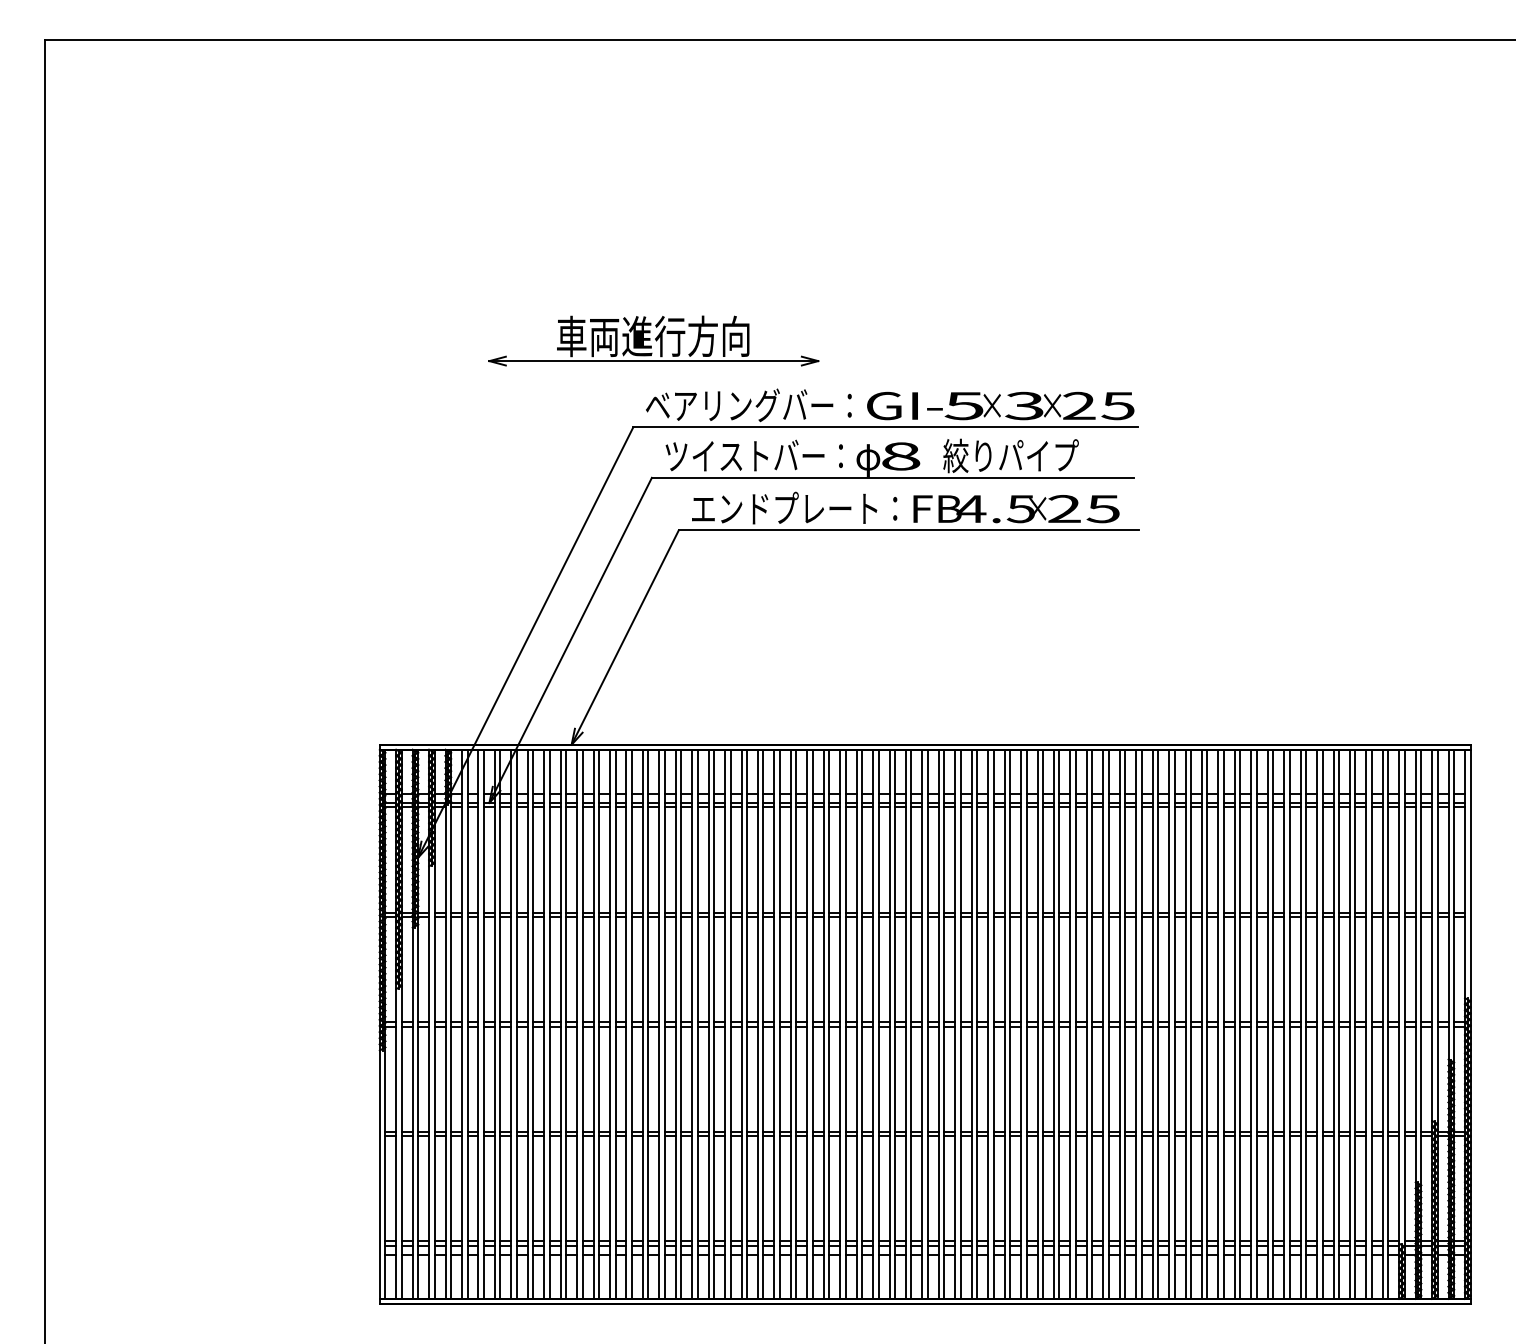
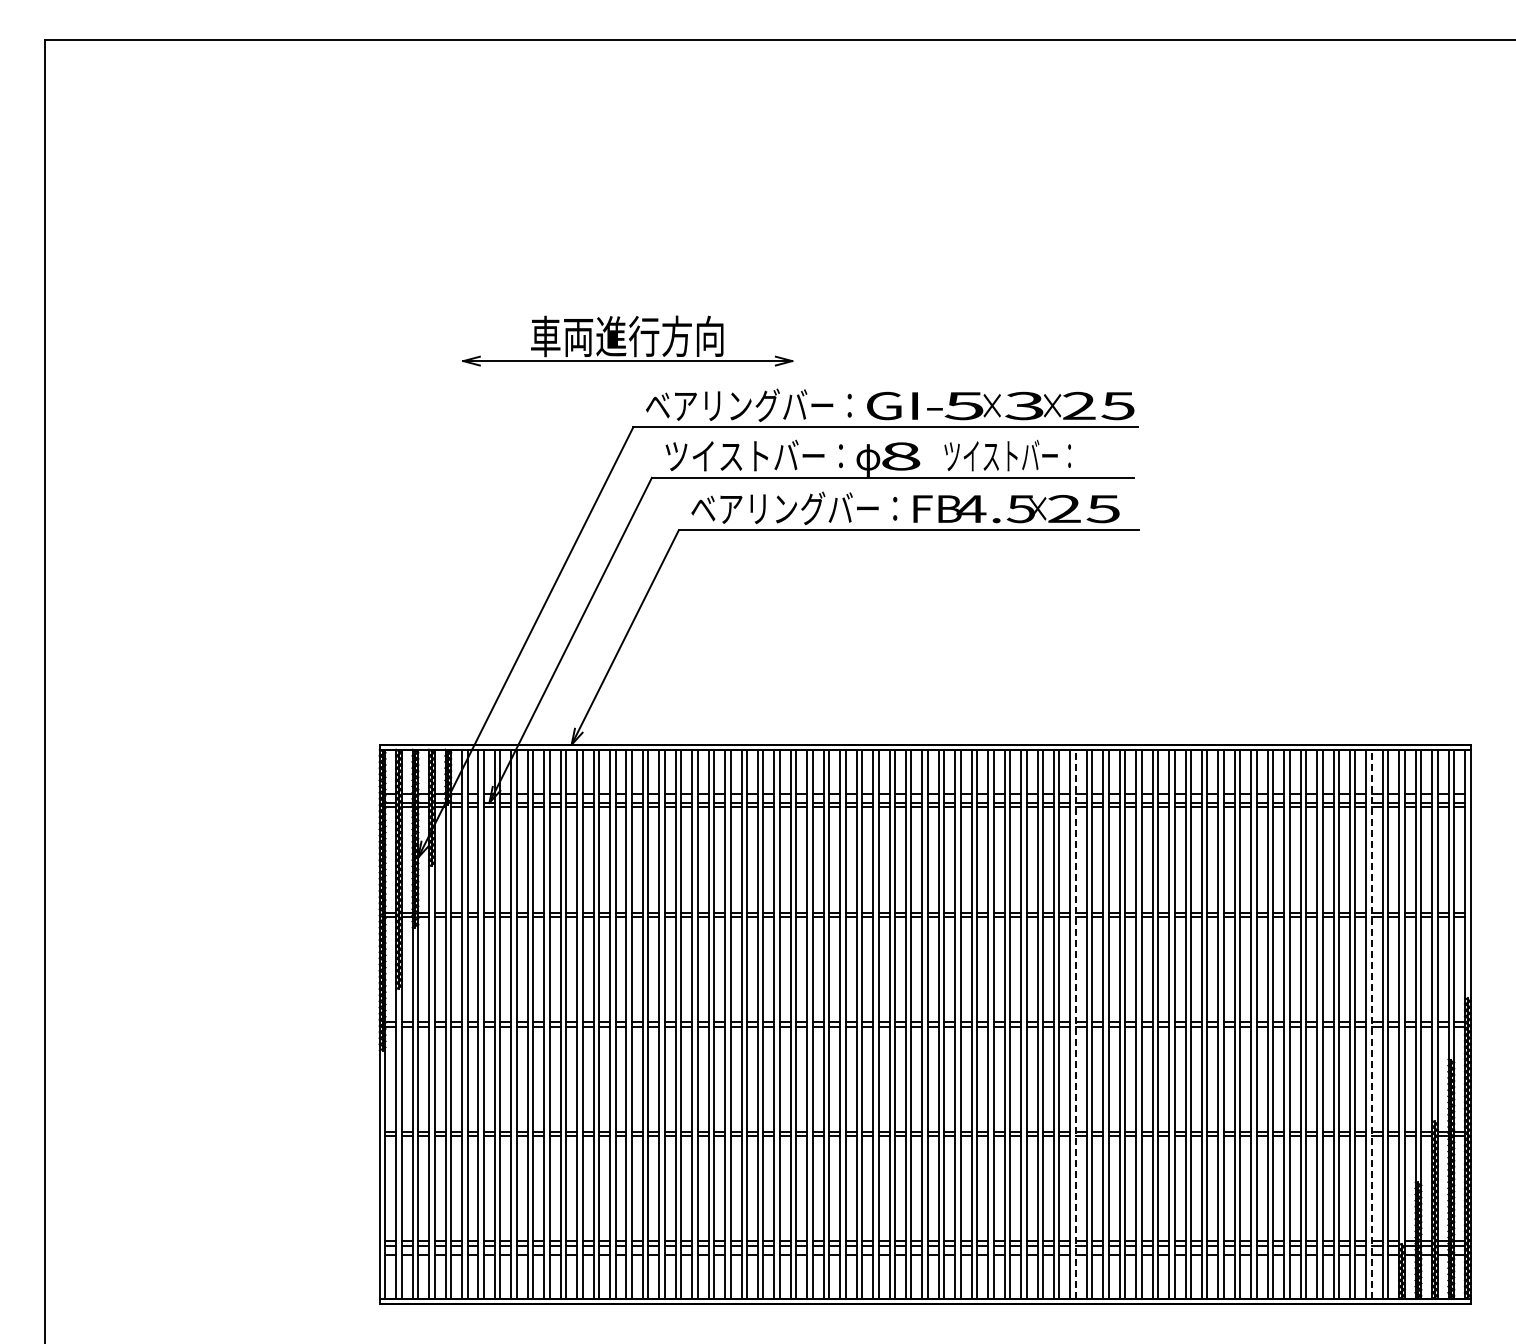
part position: (653, 340) -> (627, 340) (627, 340)
text: 絞りパイプ -> ツイストバー： (1010, 455)
text: エンドプレート： -> ベアリングバー： (784, 508)
line: solid -> dashed (1075, 1024)
line: solid -> dashed (1371, 1024)
